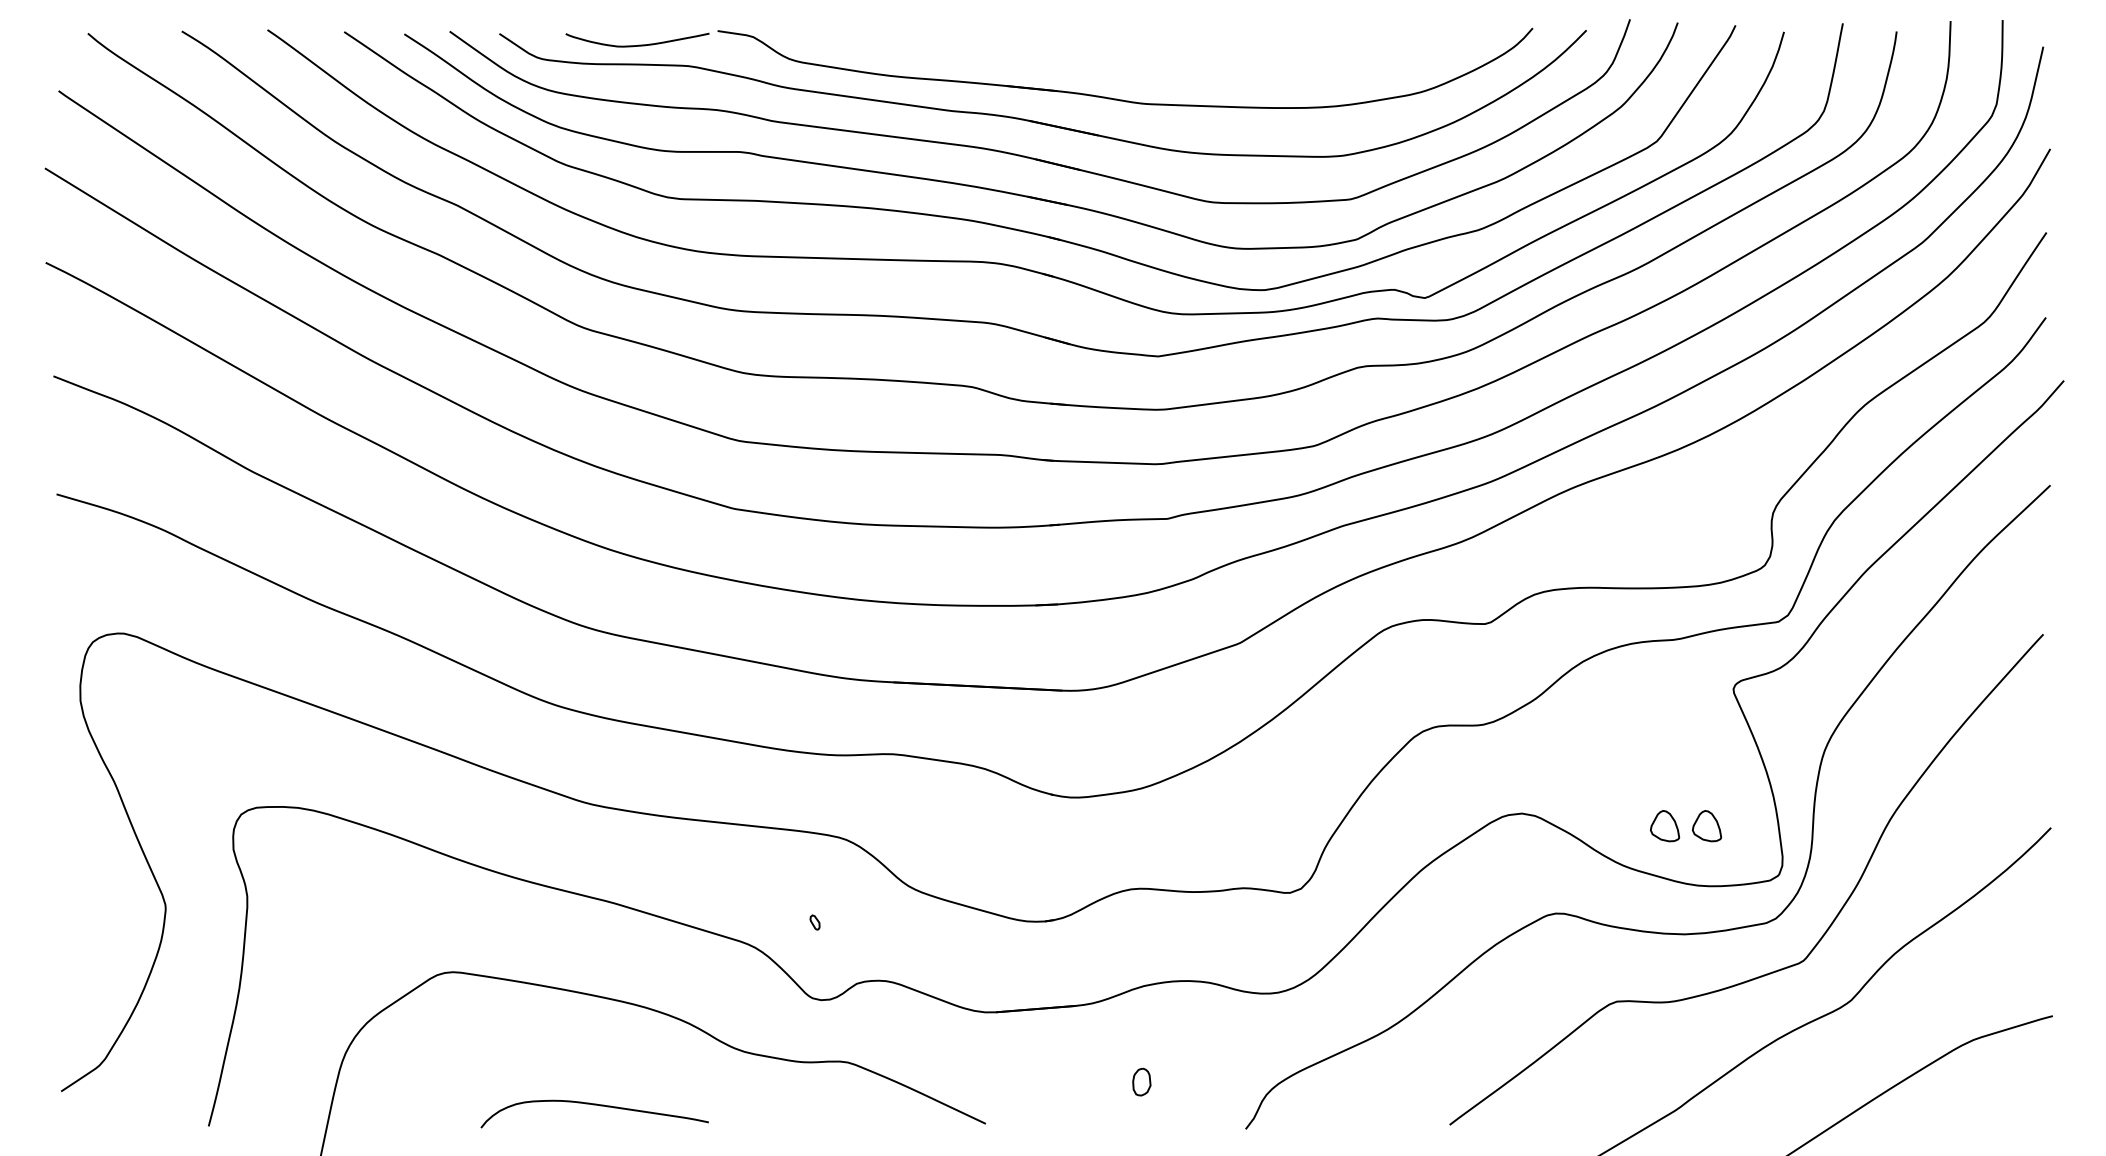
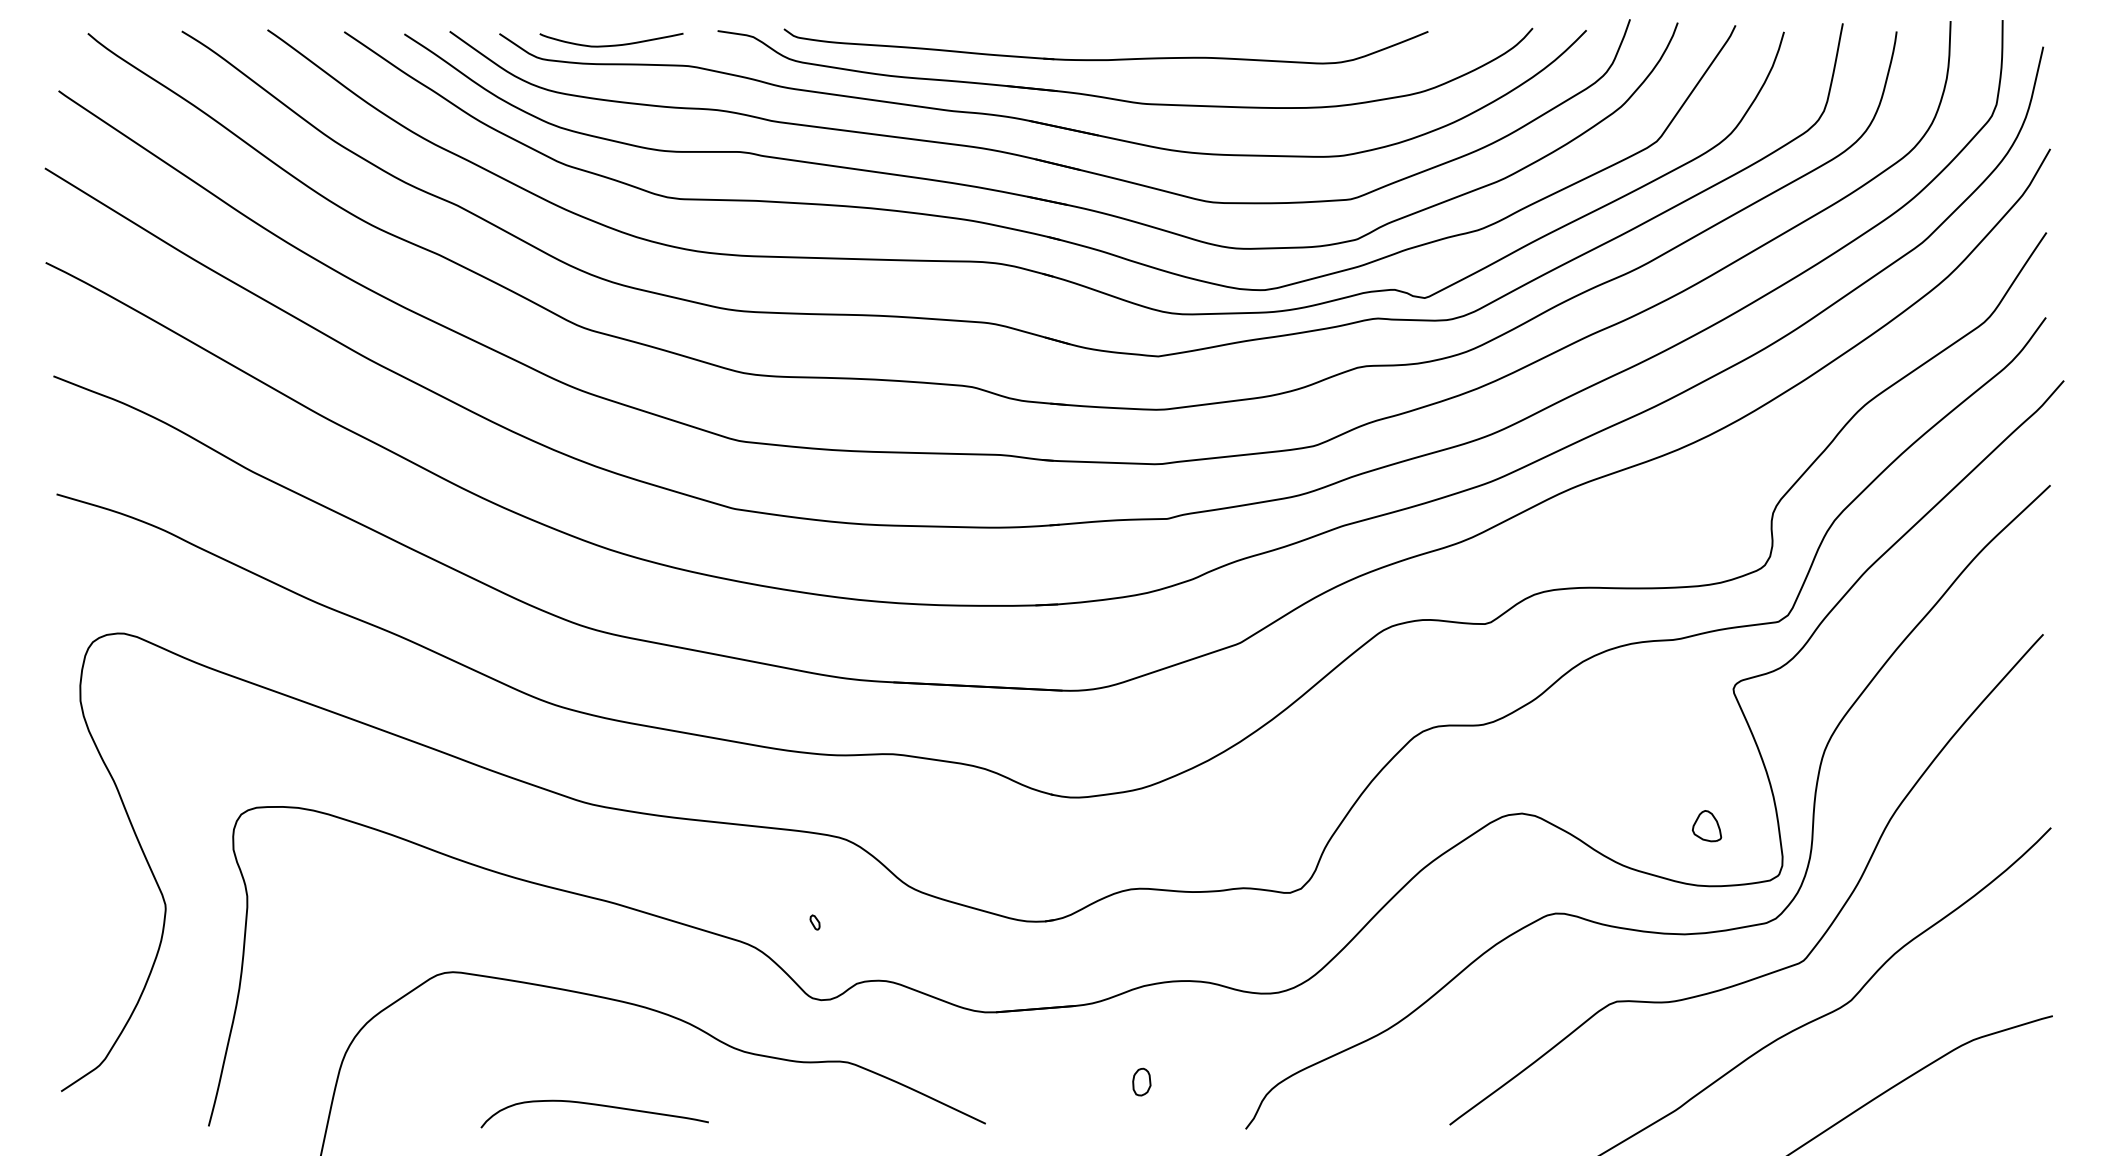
curve position: (638, 44) -> (612, 44) (612, 44)
part: none -> present (1105, 59)
part: present -> none (1664, 826)
